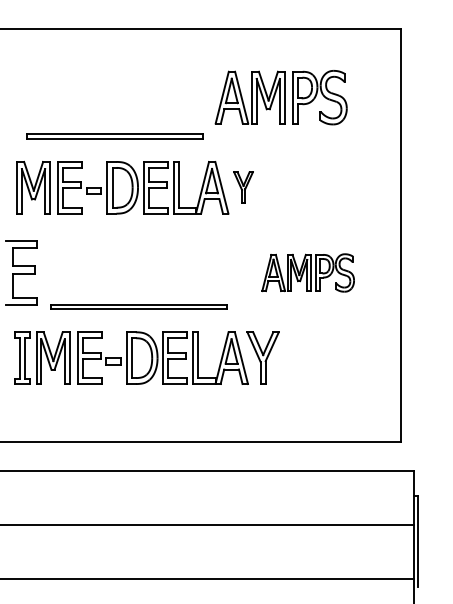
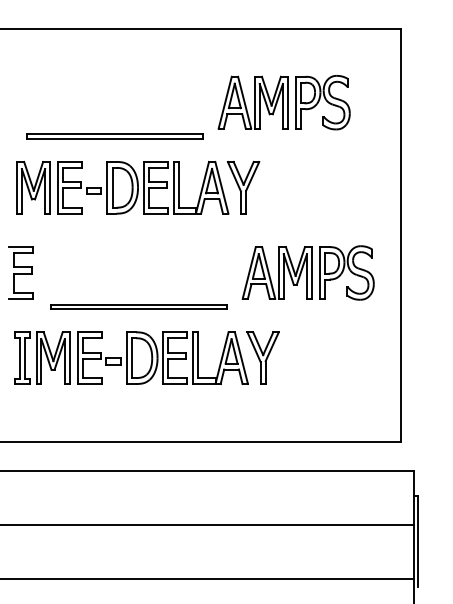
part position: (280, 97) -> (283, 102) (283, 102)
part size: 21x33 px -> 35x55 px (243, 187)
part size: 33x66 px -> 26x54 px (20, 272)
part size: 94x40 px -> 134x56 px (307, 272)
